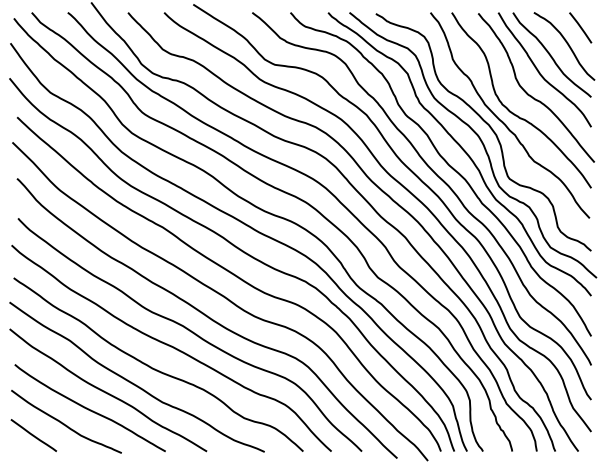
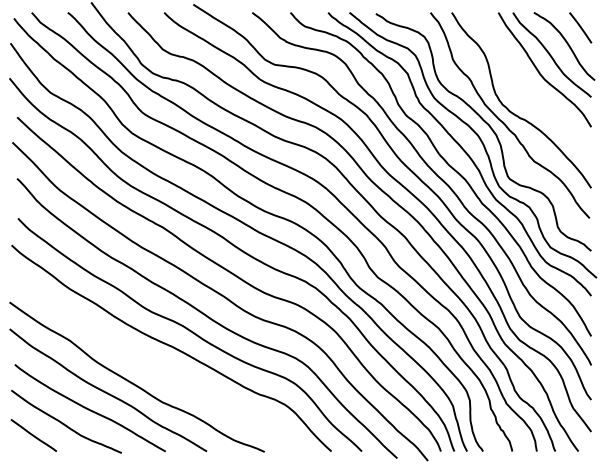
curve: present -> none (531, 95)
curve: present -> none (155, 368)
